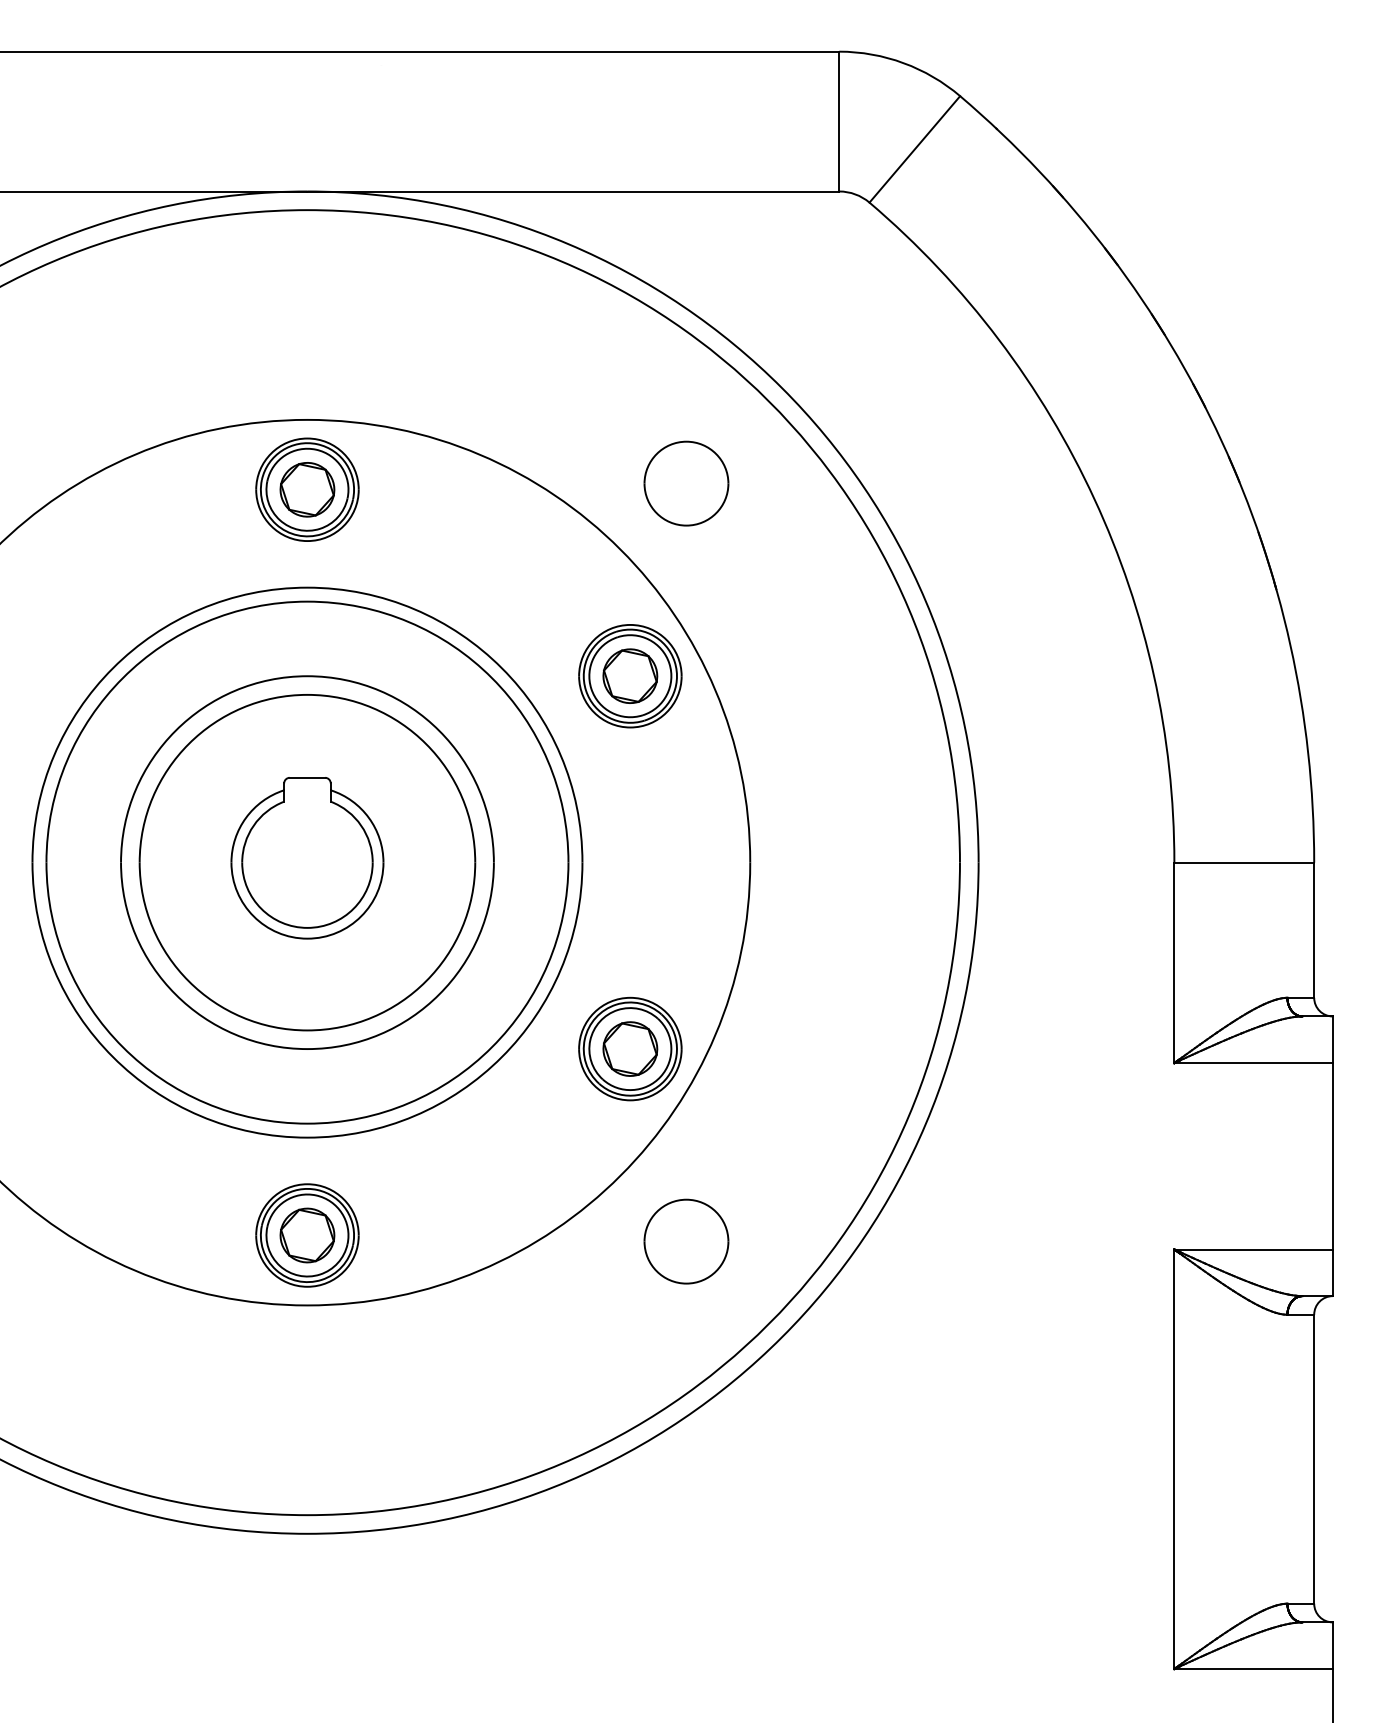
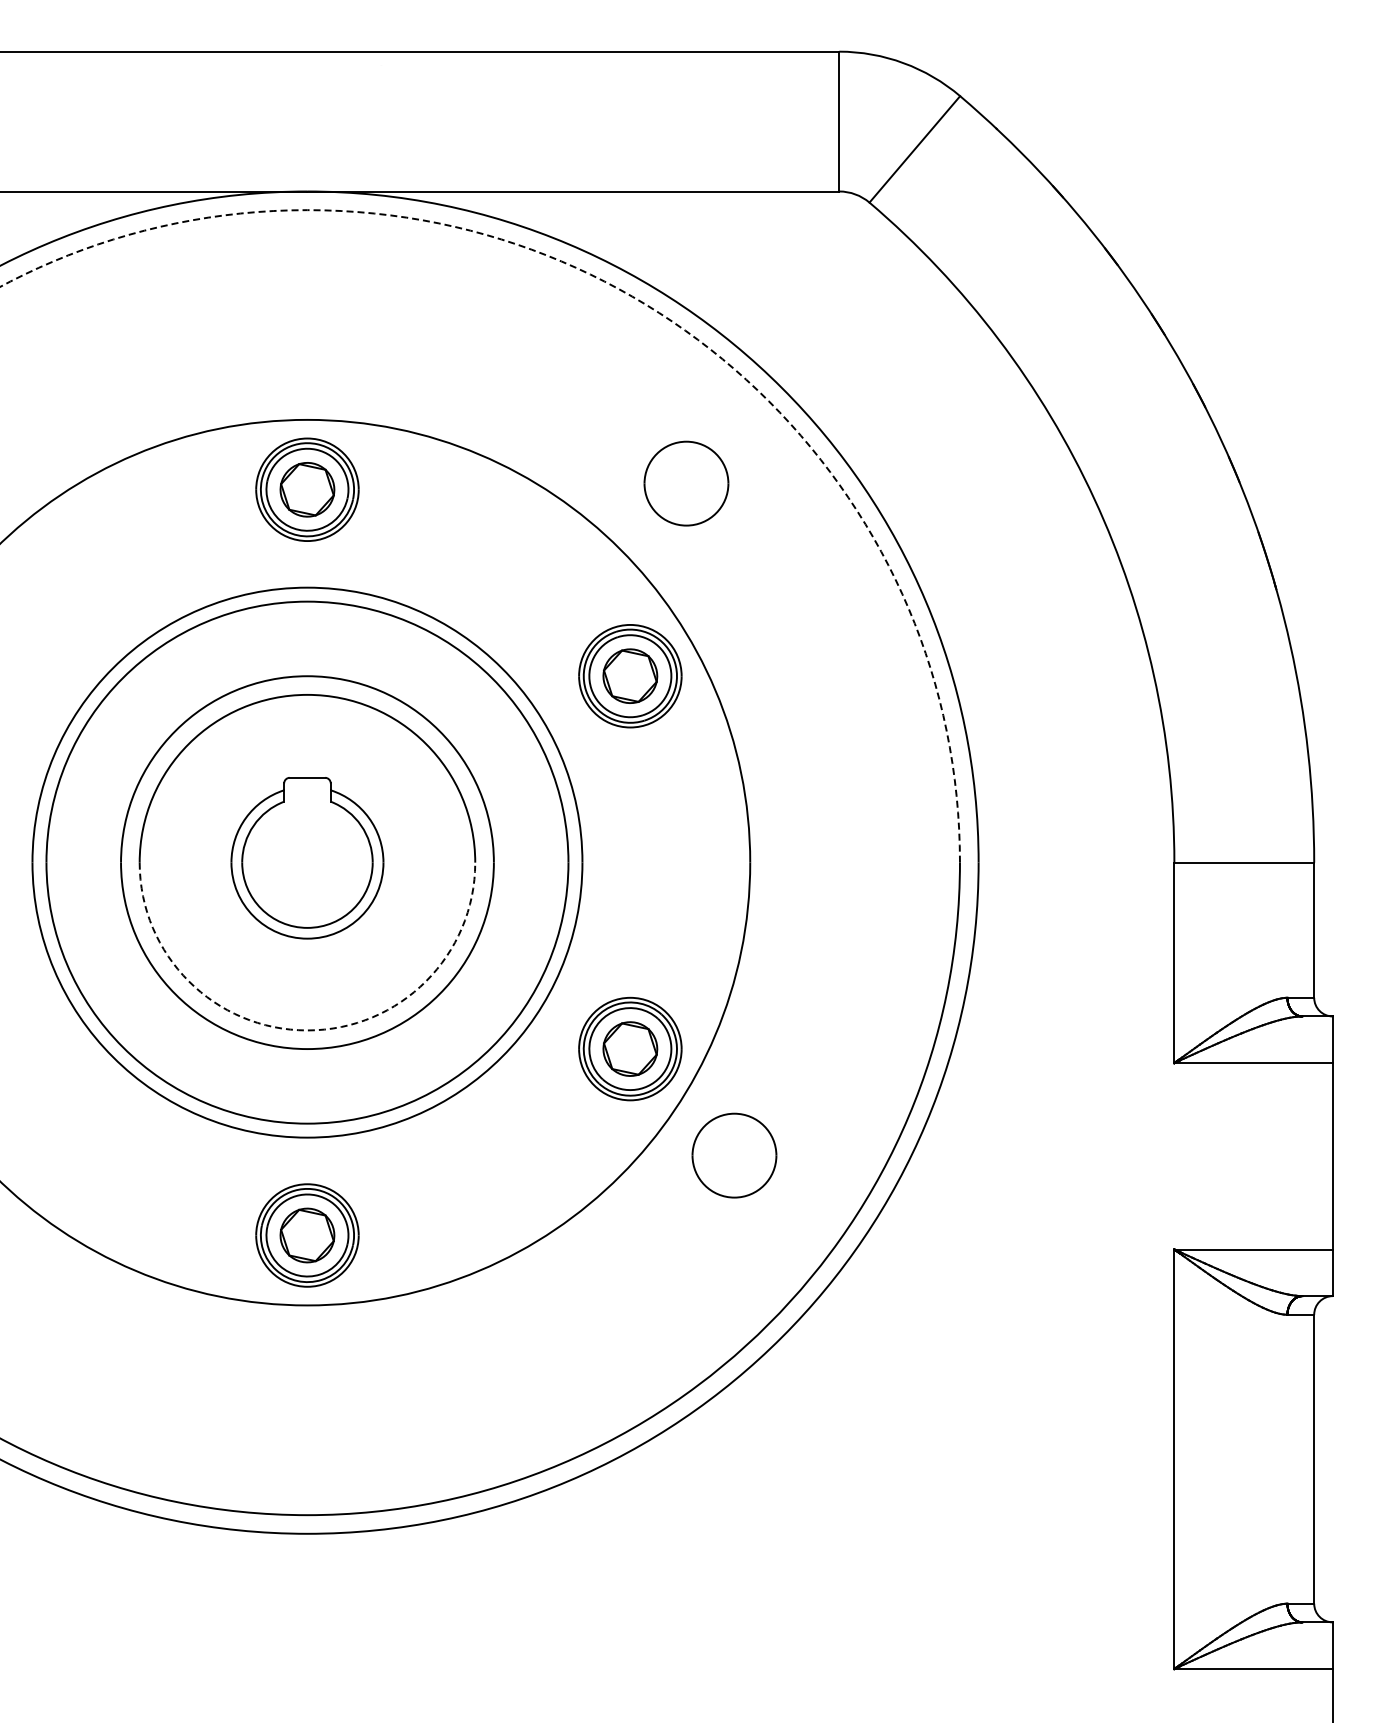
arc: solid -> dashed (642, 302)
arc: solid -> dashed (307, 1030)
part position: (686, 1241) -> (734, 1155) (734, 1155)
